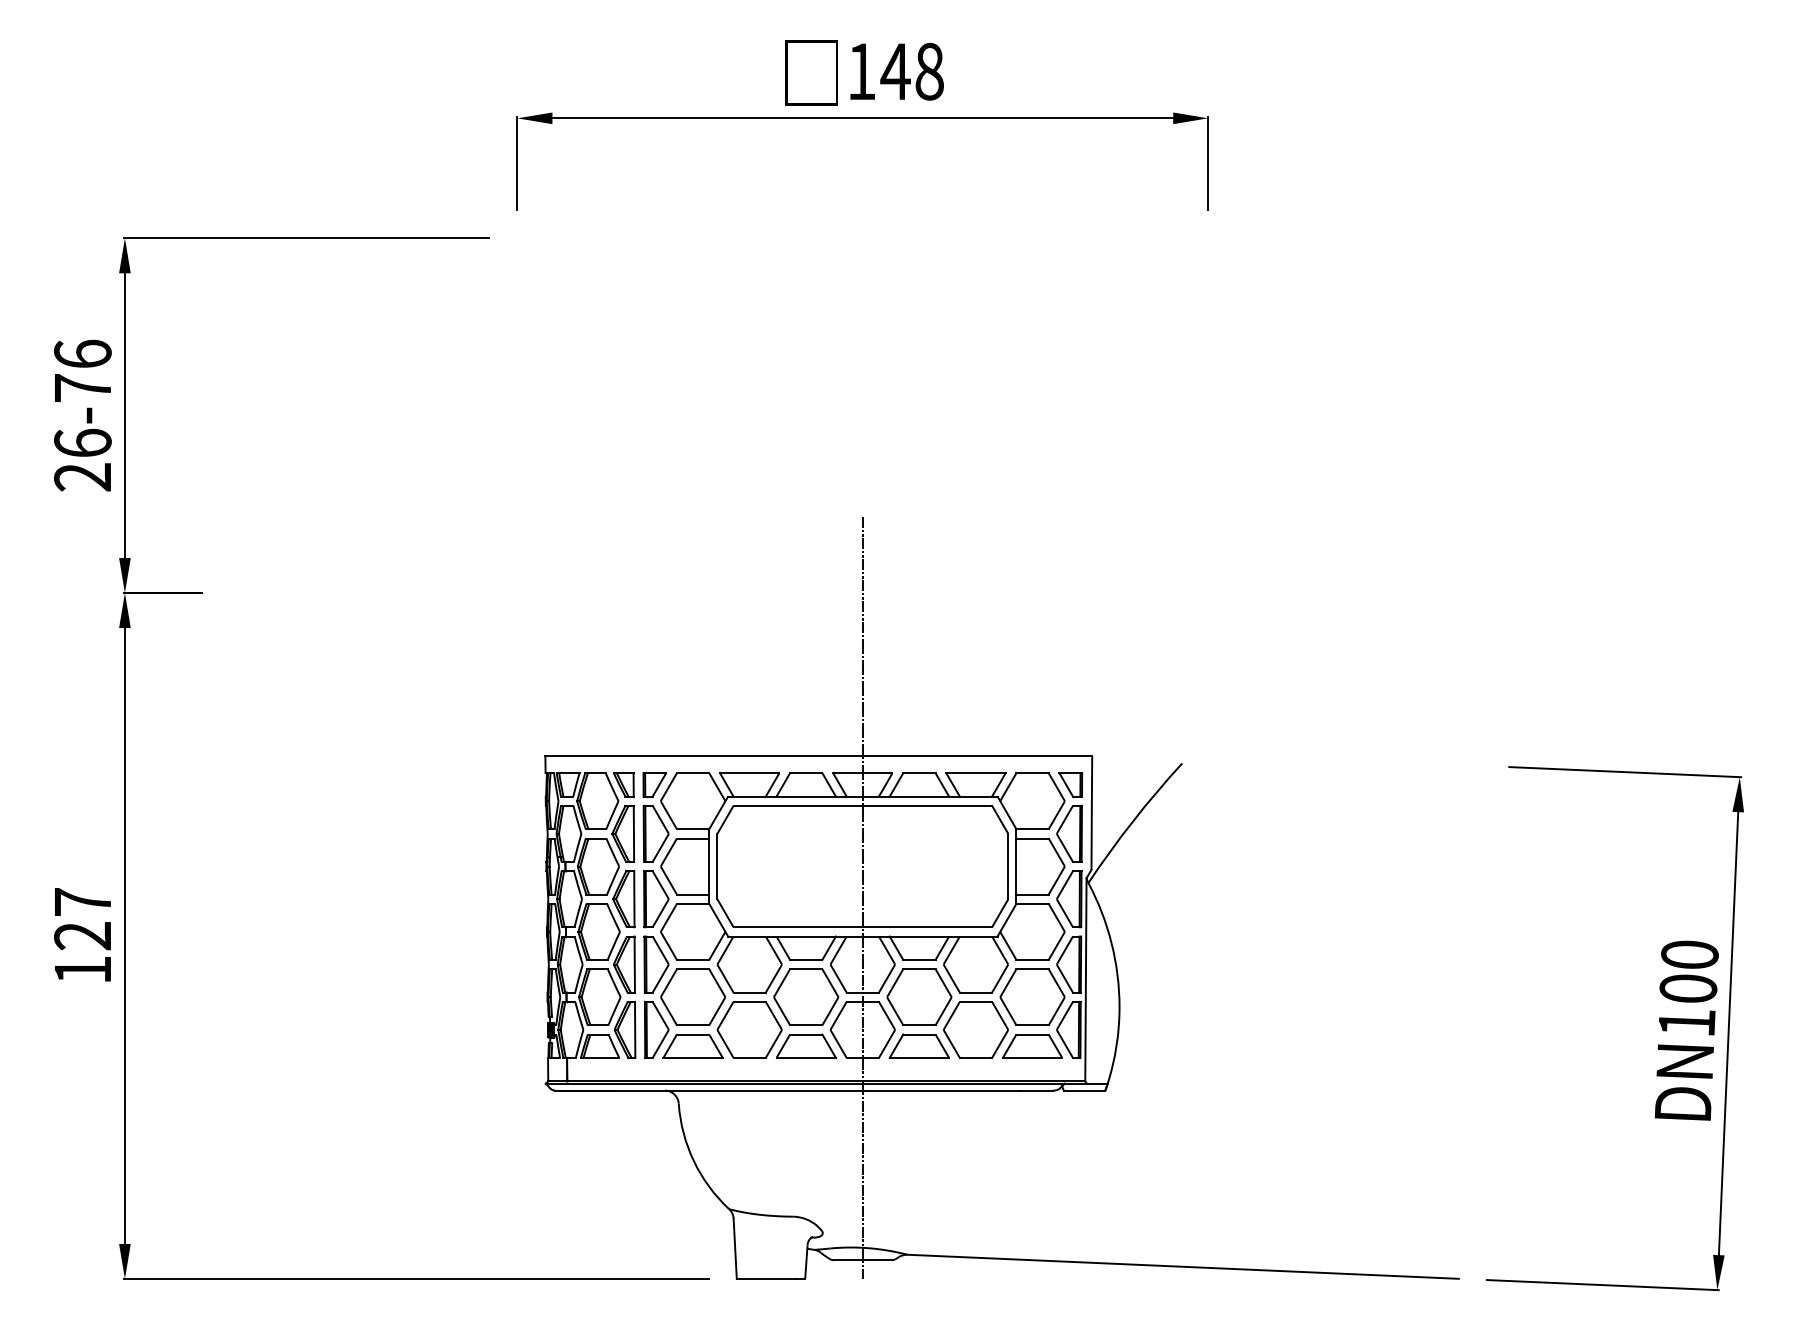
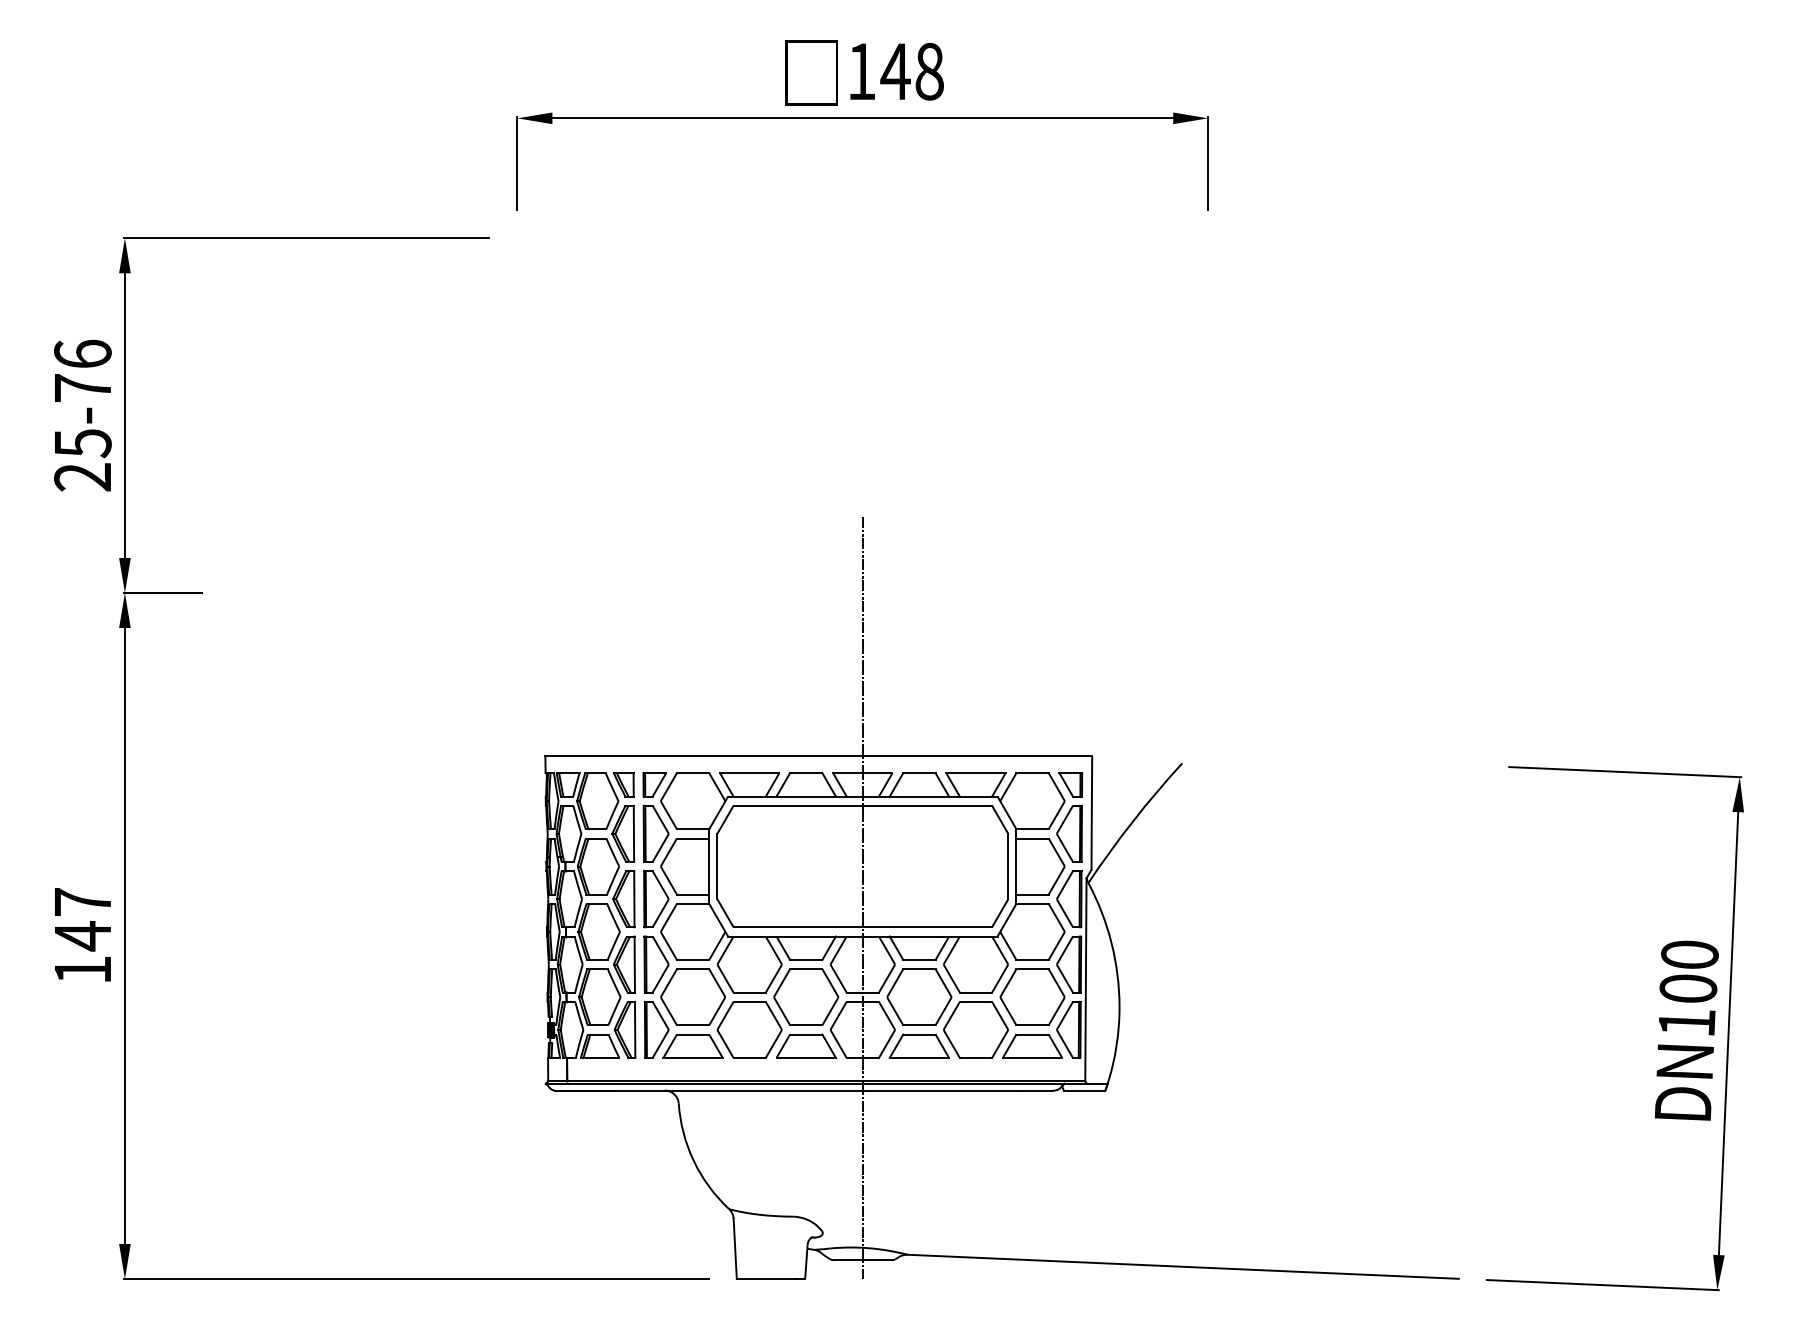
text: 26-76 -> 25-76 (82, 443)
text: 127 -> 147 (82, 936)
